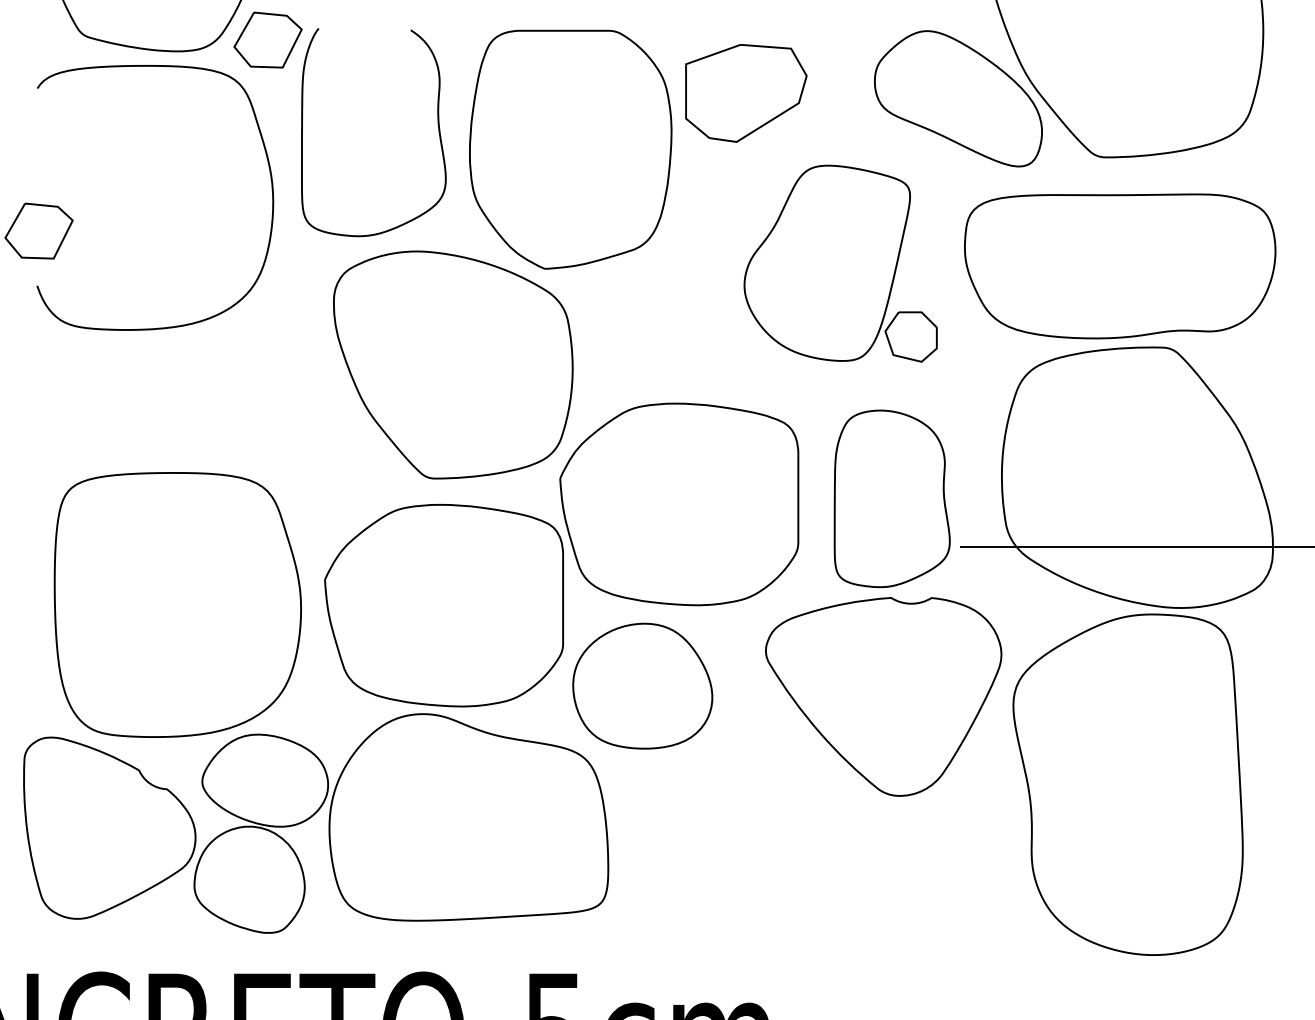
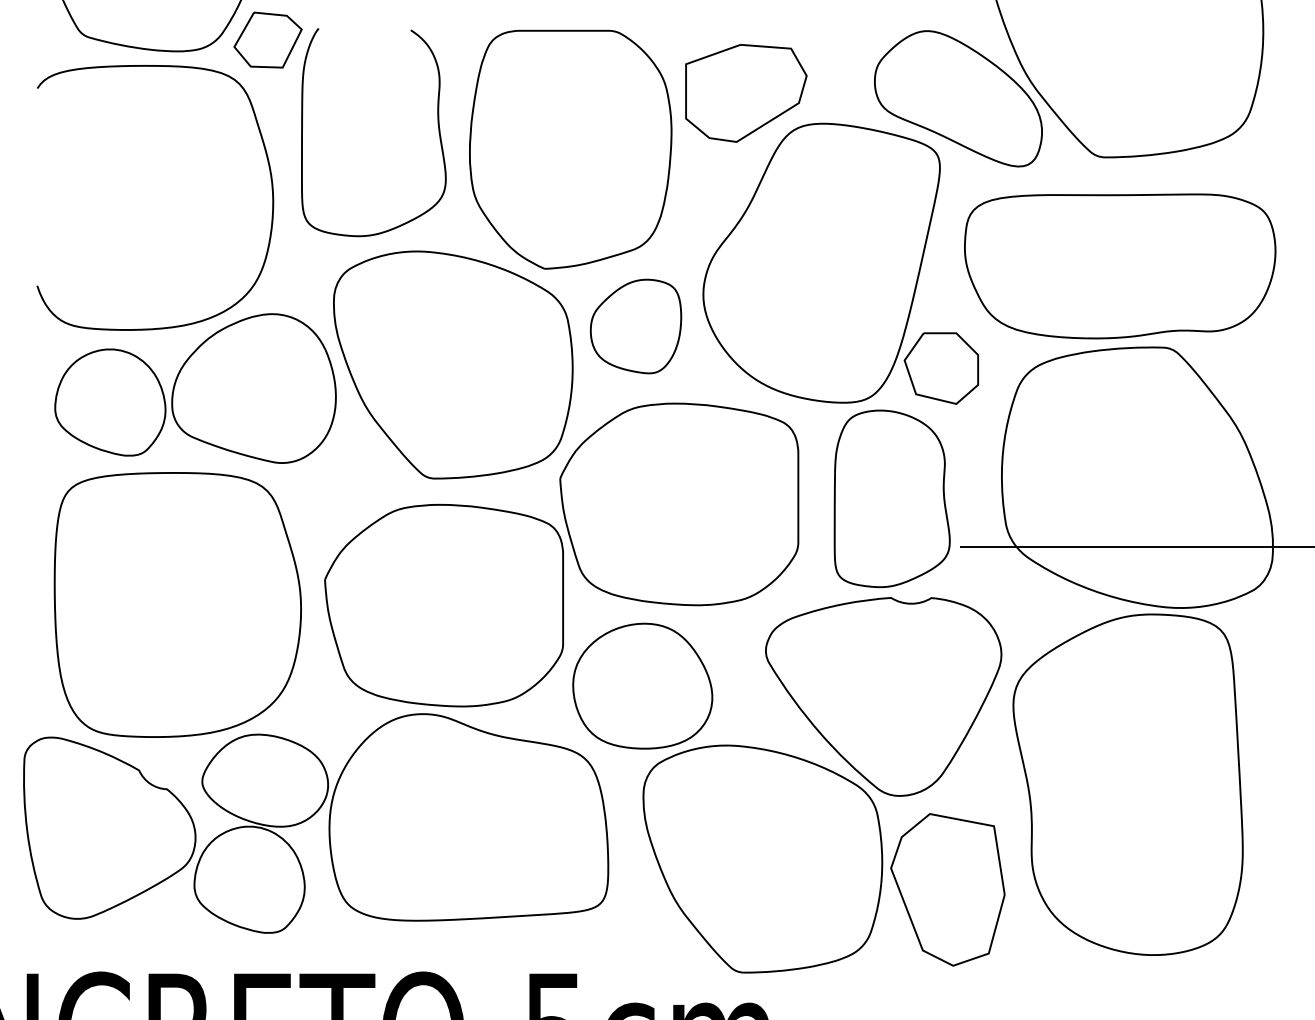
part: present -> none (38, 230)
part size: 195x199 px -> 277x283 px (840, 263)
part: none -> present (635, 326)
part: none -> present (195, 388)
part: none -> present (823, 858)
